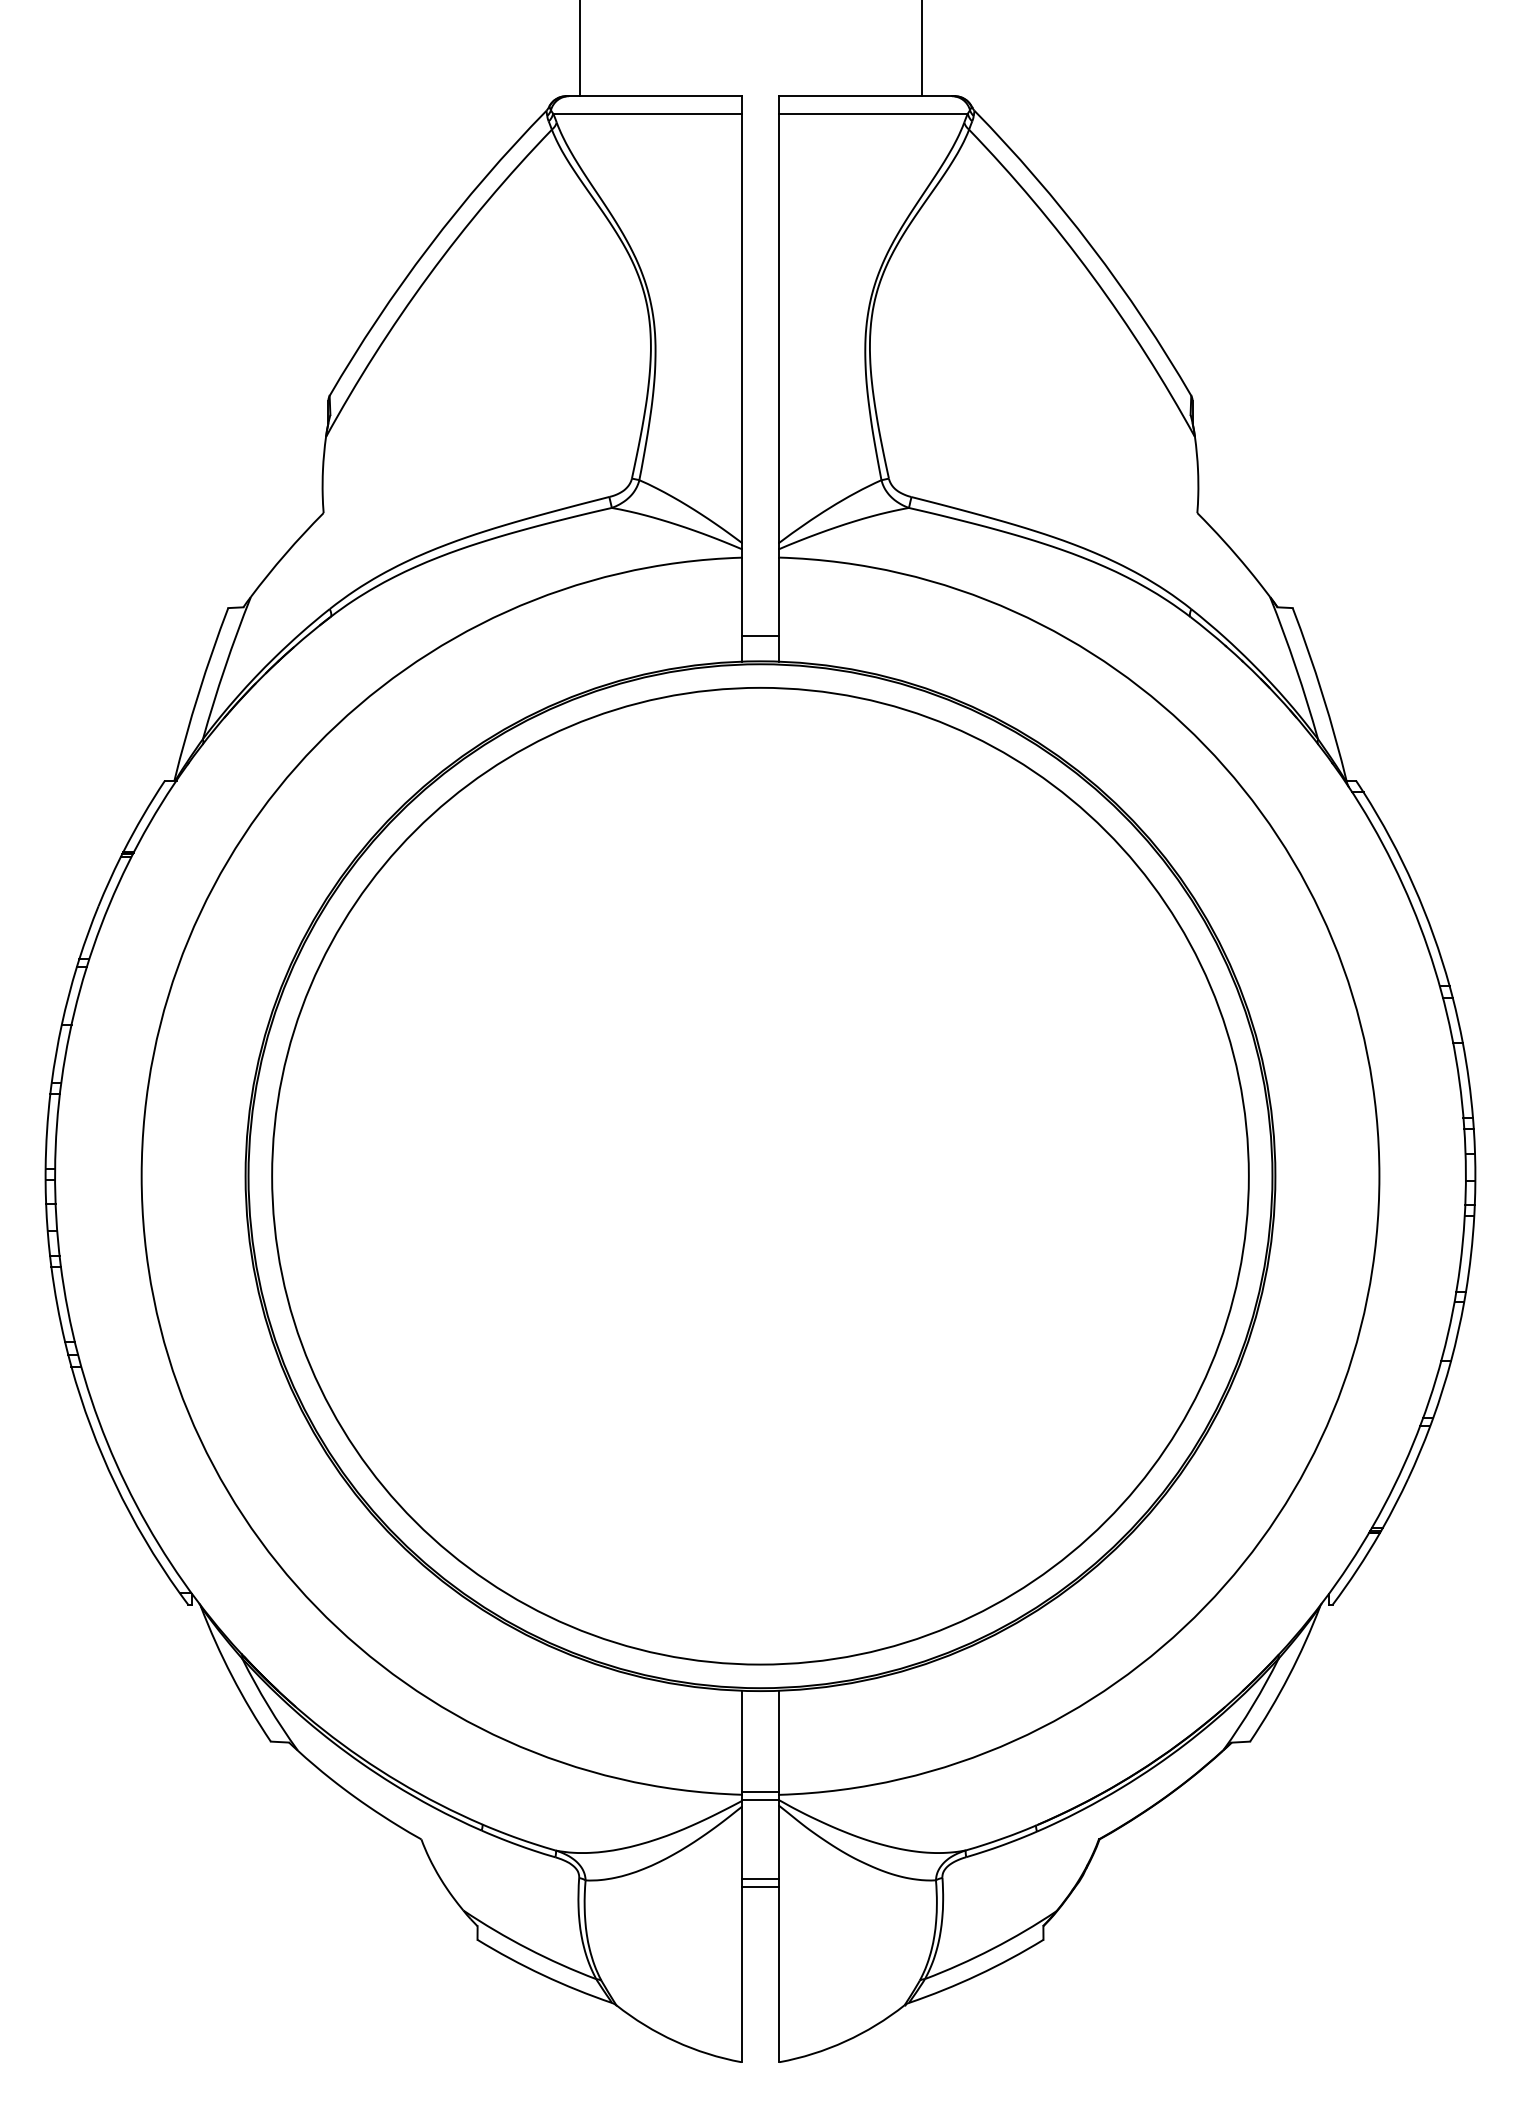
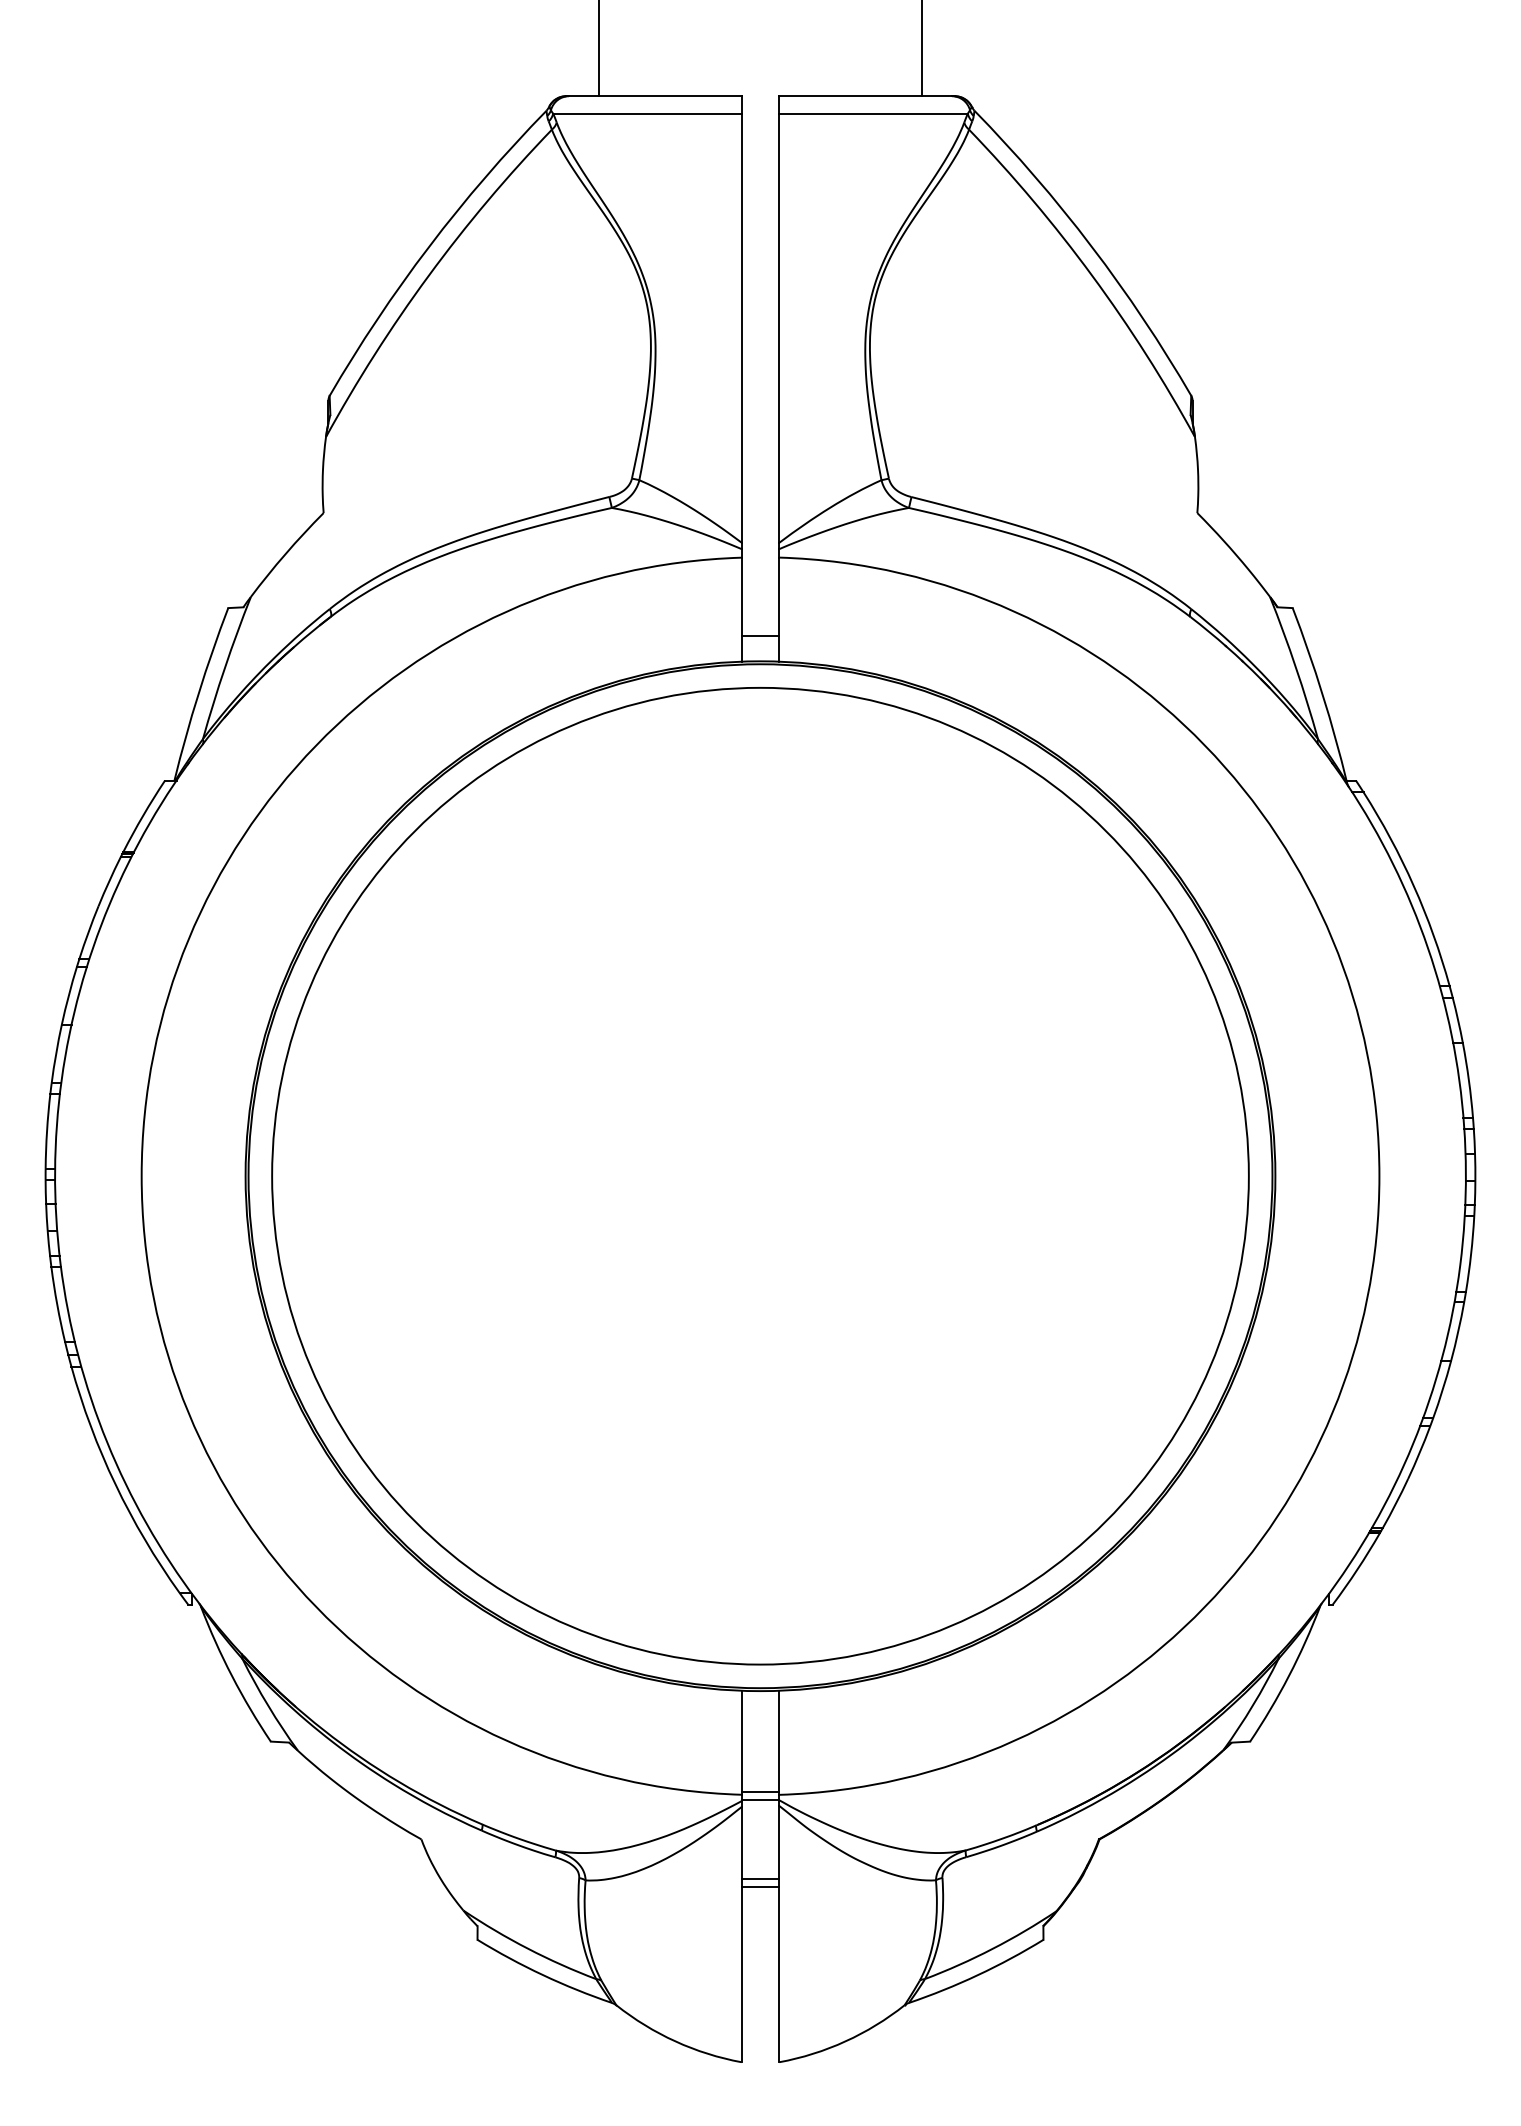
line position: (580, 49) -> (599, 49) (599, 49)
